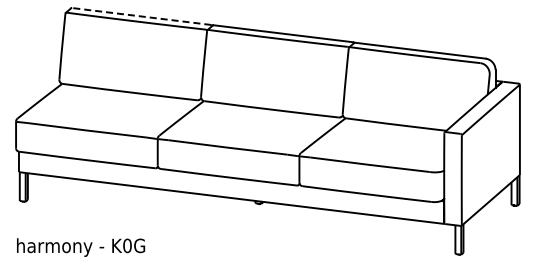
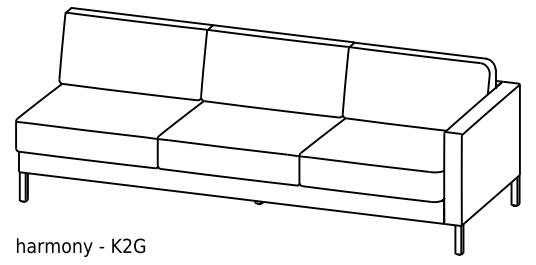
line: dashed -> solid (141, 16)
text: K0G -> K2G (127, 245)
